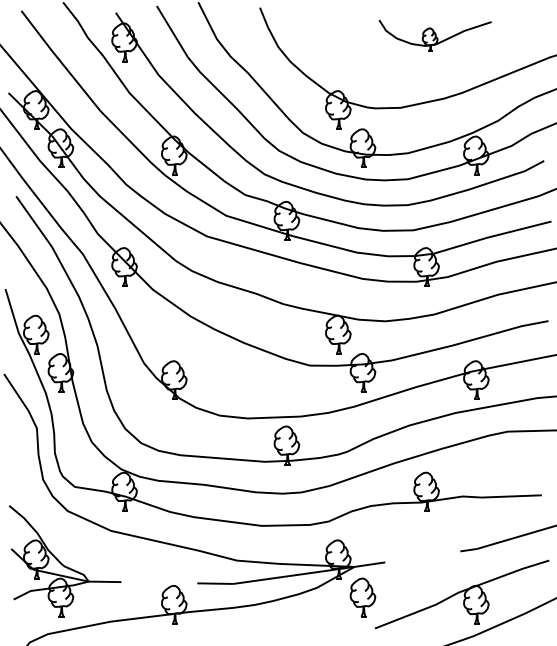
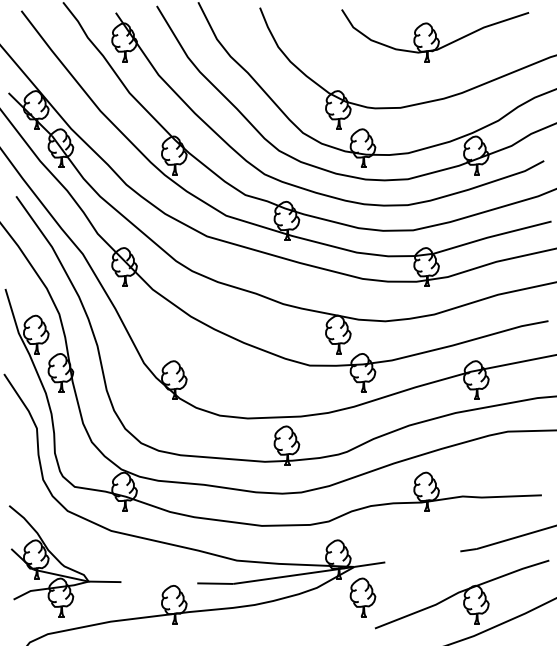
part size: 114x32 px -> 189x54 px (435, 35)
